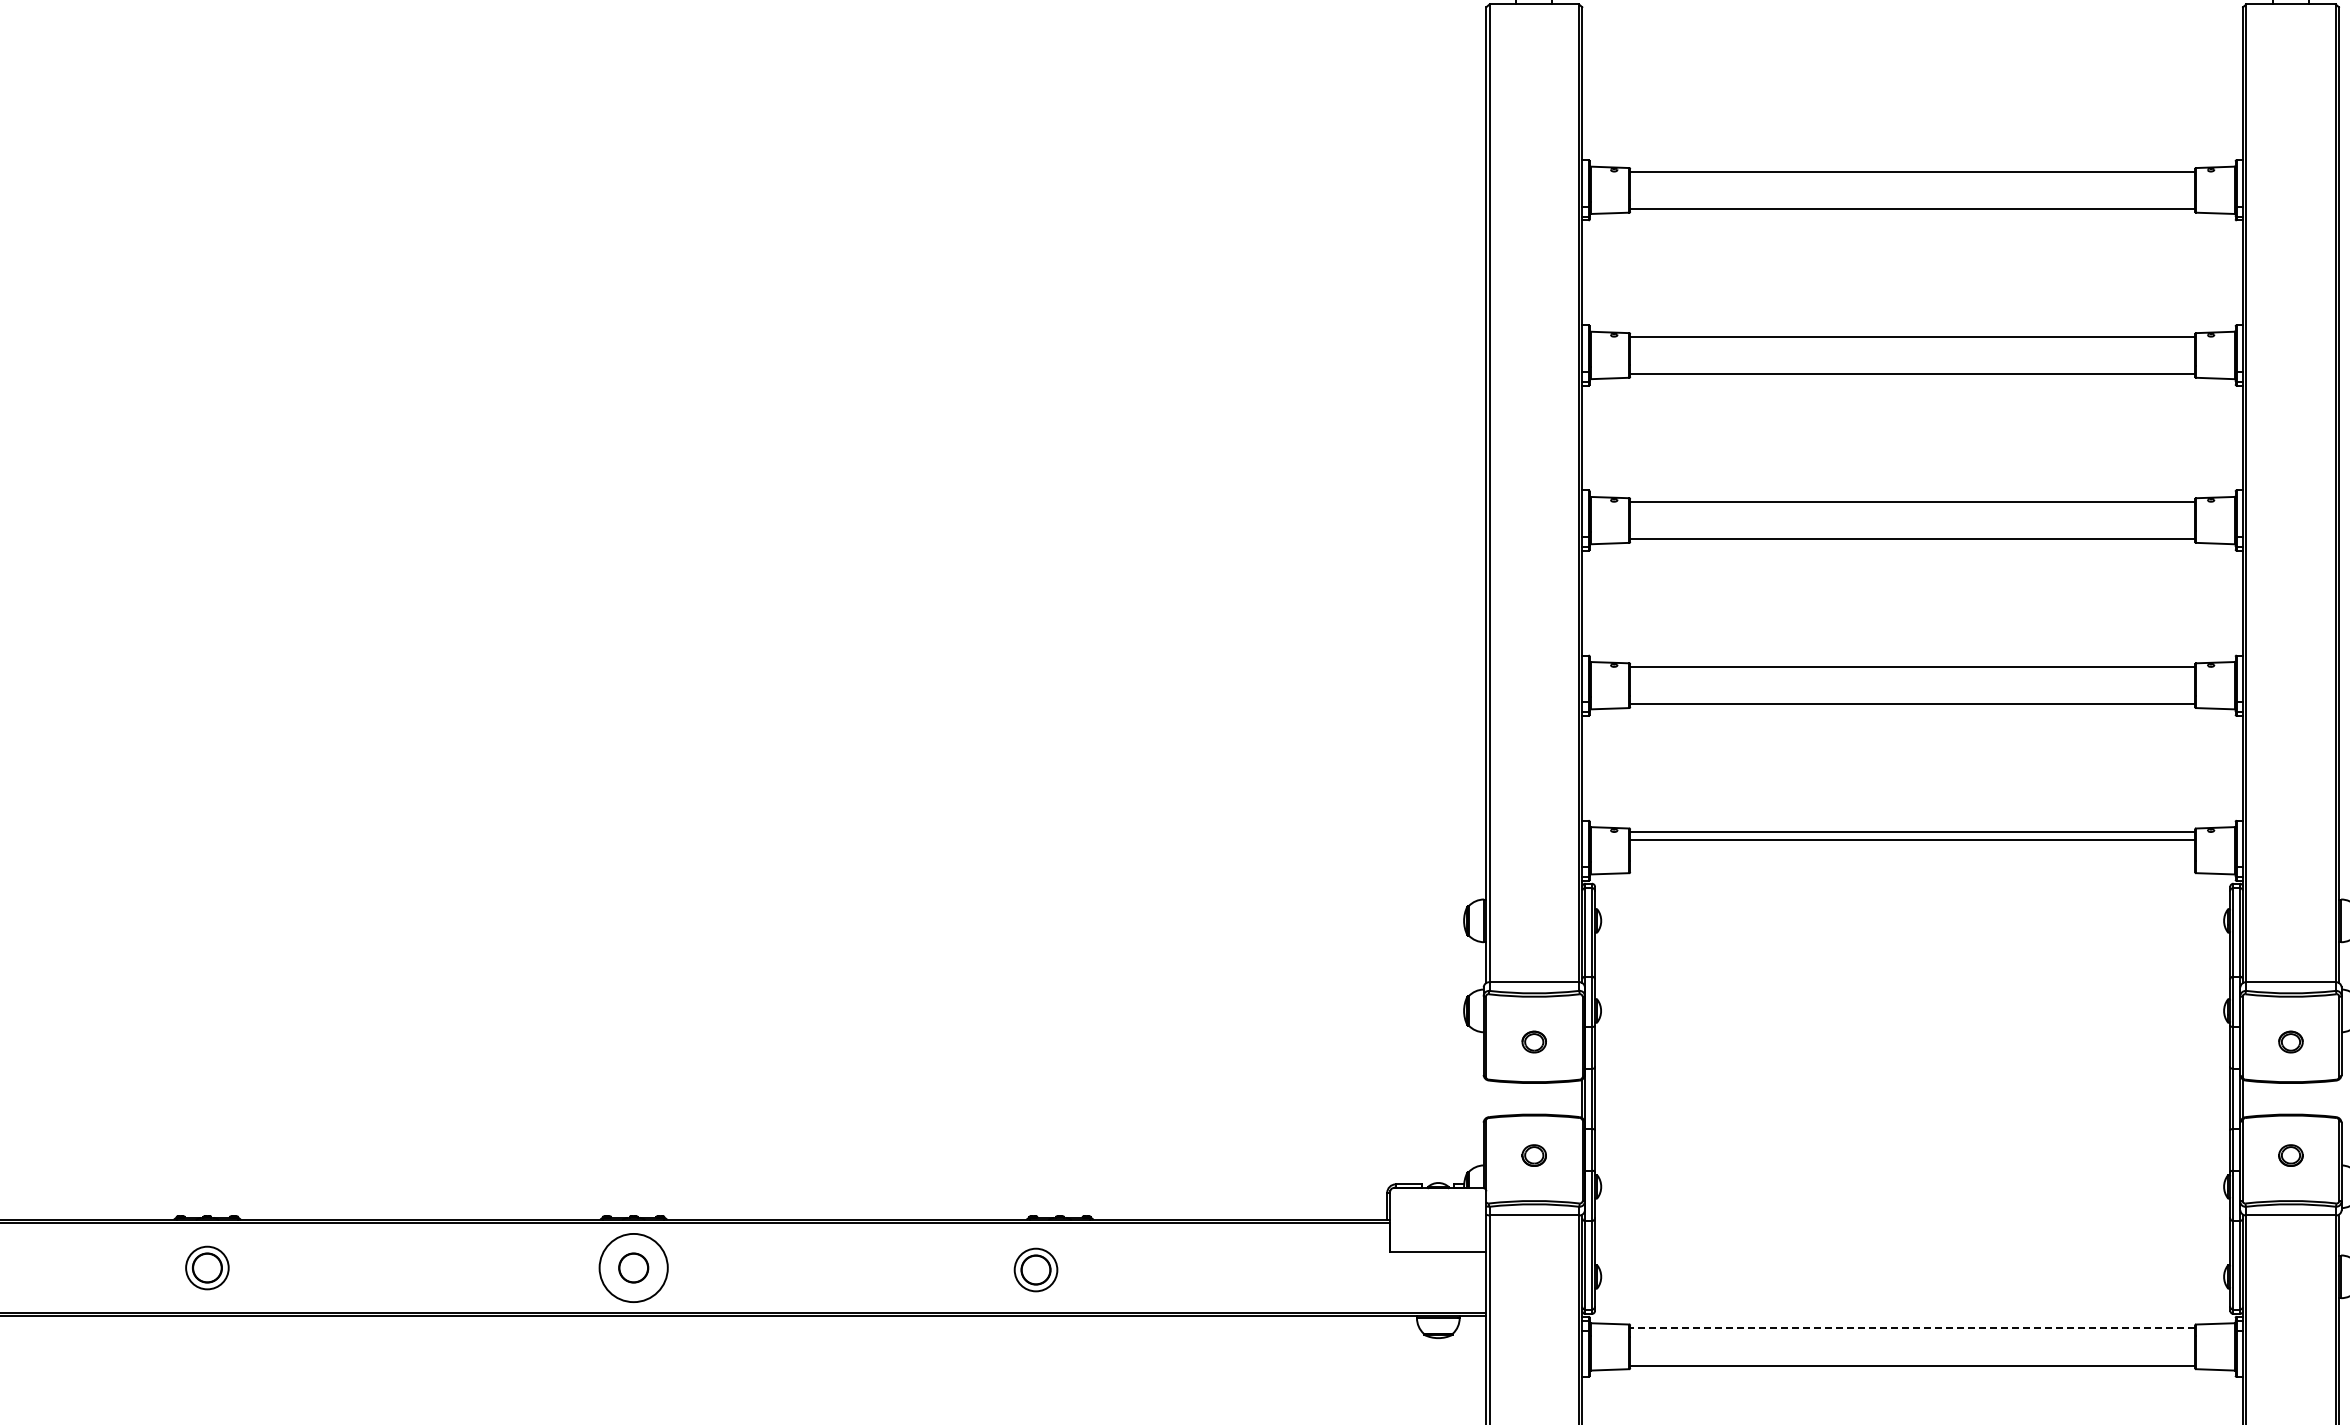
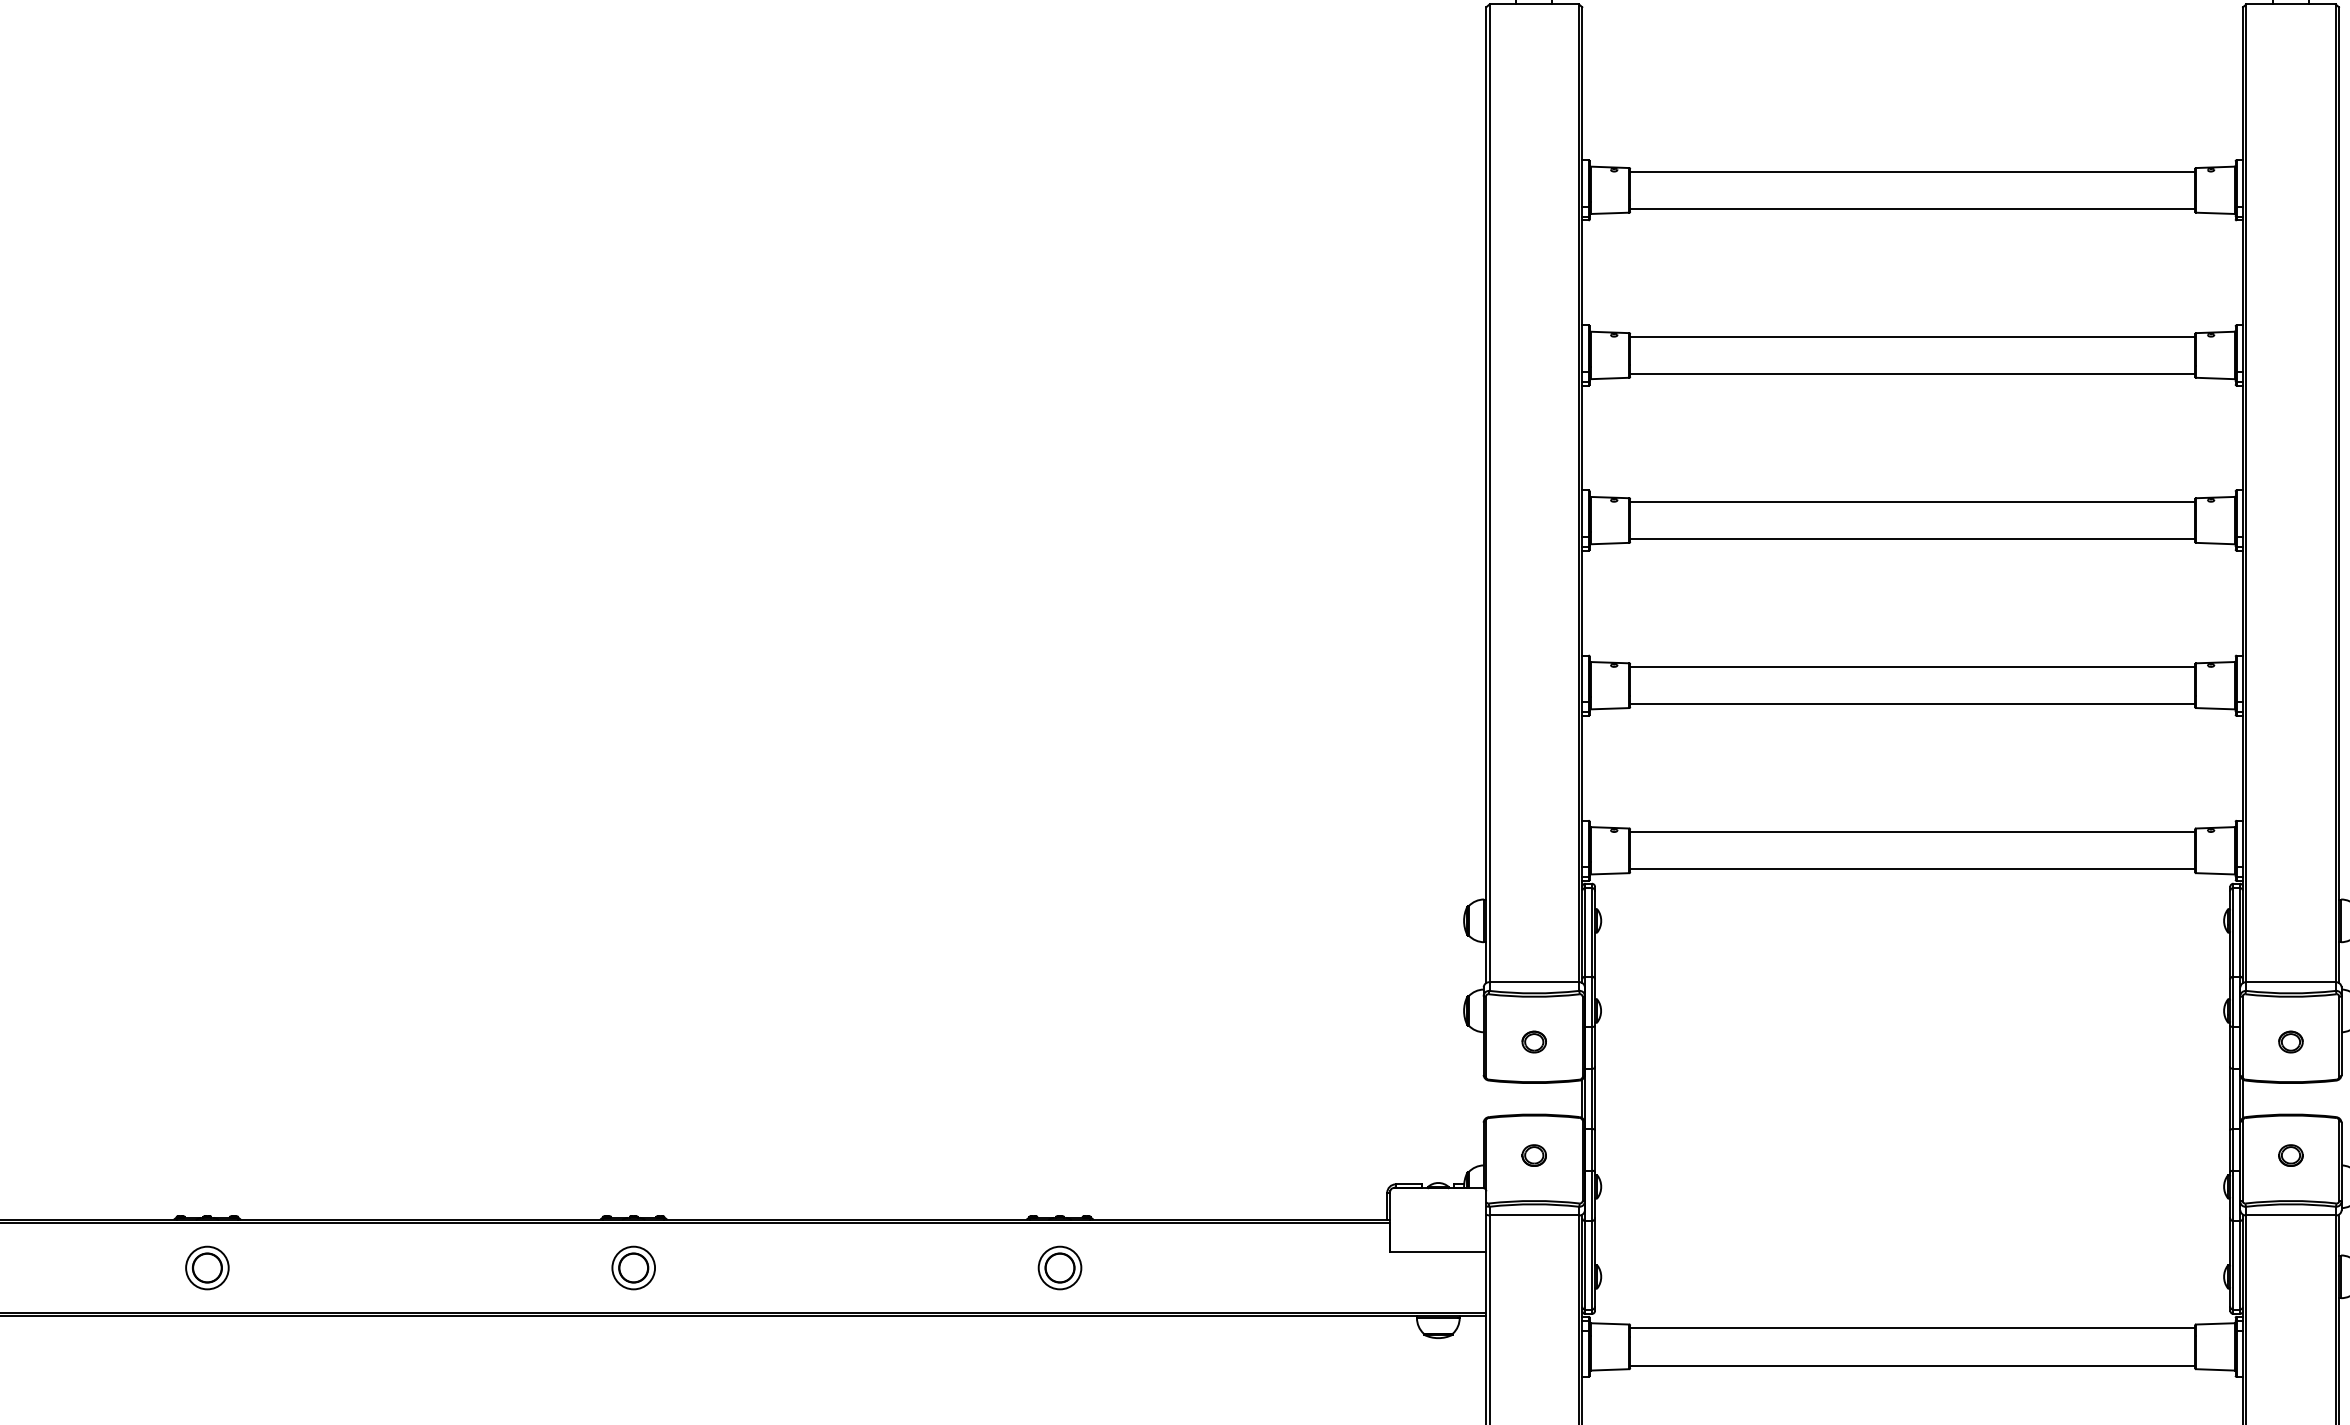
line position: (1912, 840) -> (1912, 869) (1912, 869)
circle diameter: 68 px -> 43 px (633, 1267)
part position: (1035, 1269) -> (1059, 1267) (1059, 1267)
line: dashed -> solid (1912, 1328)
